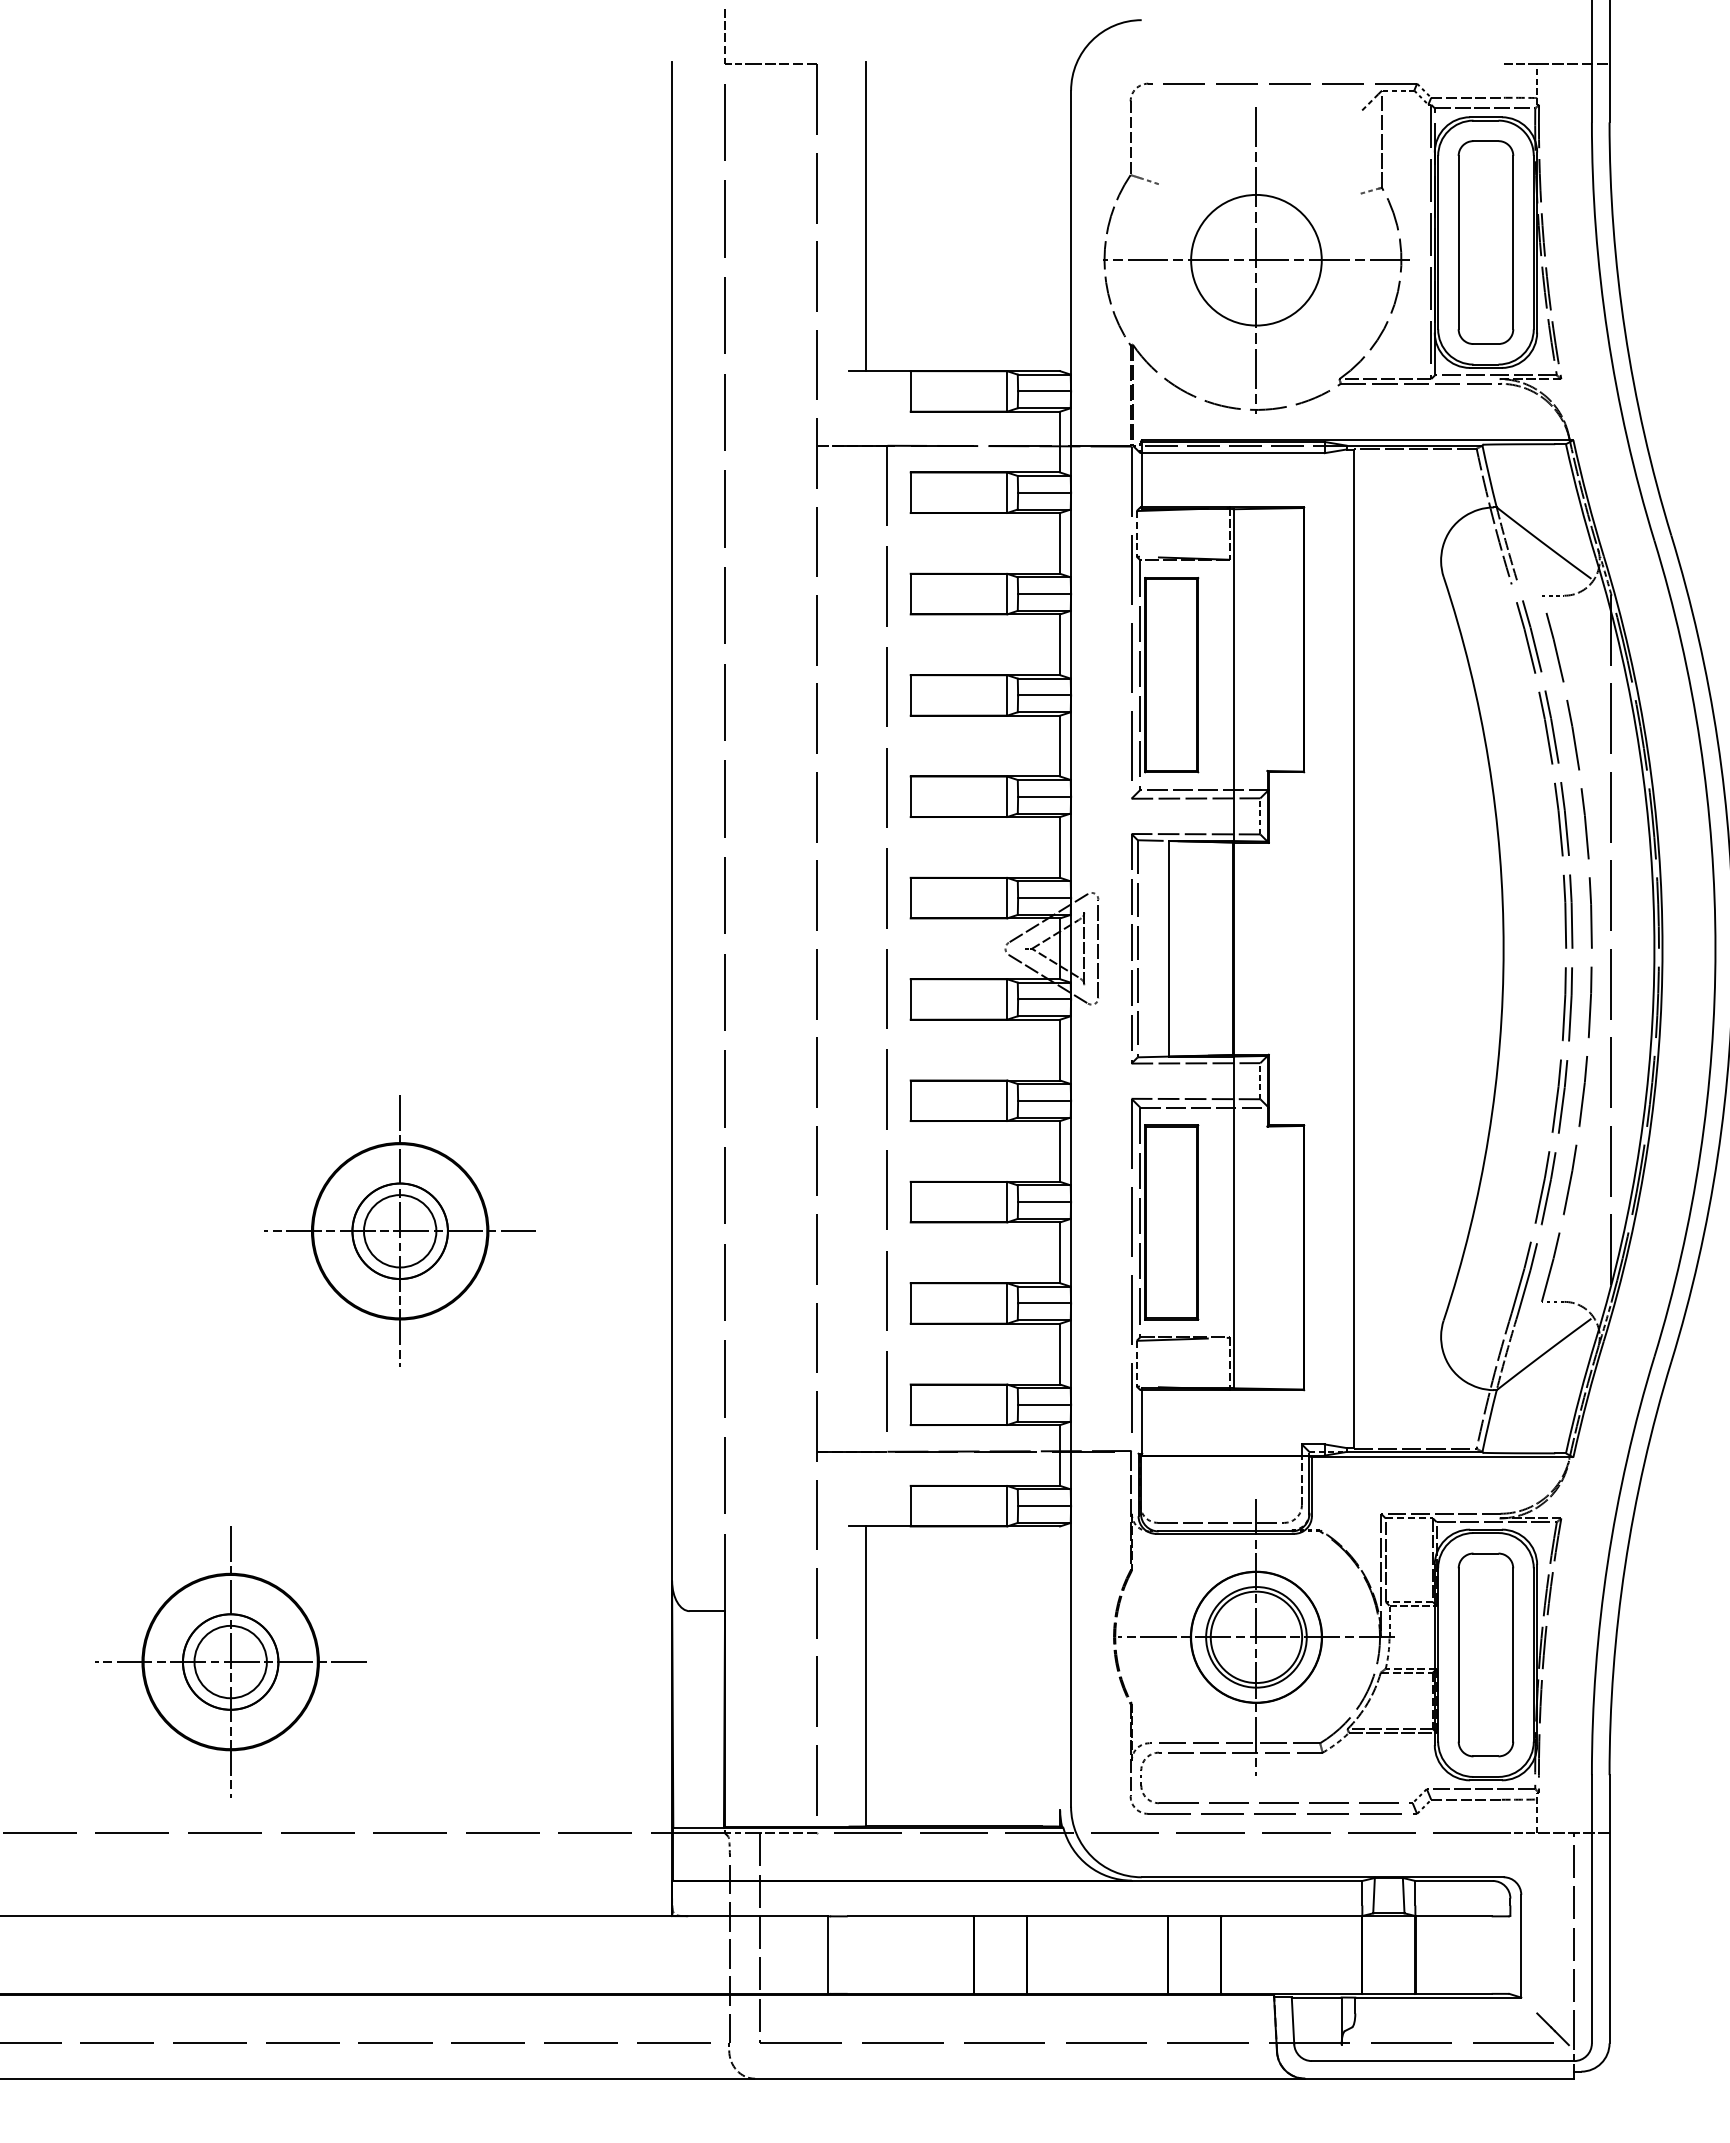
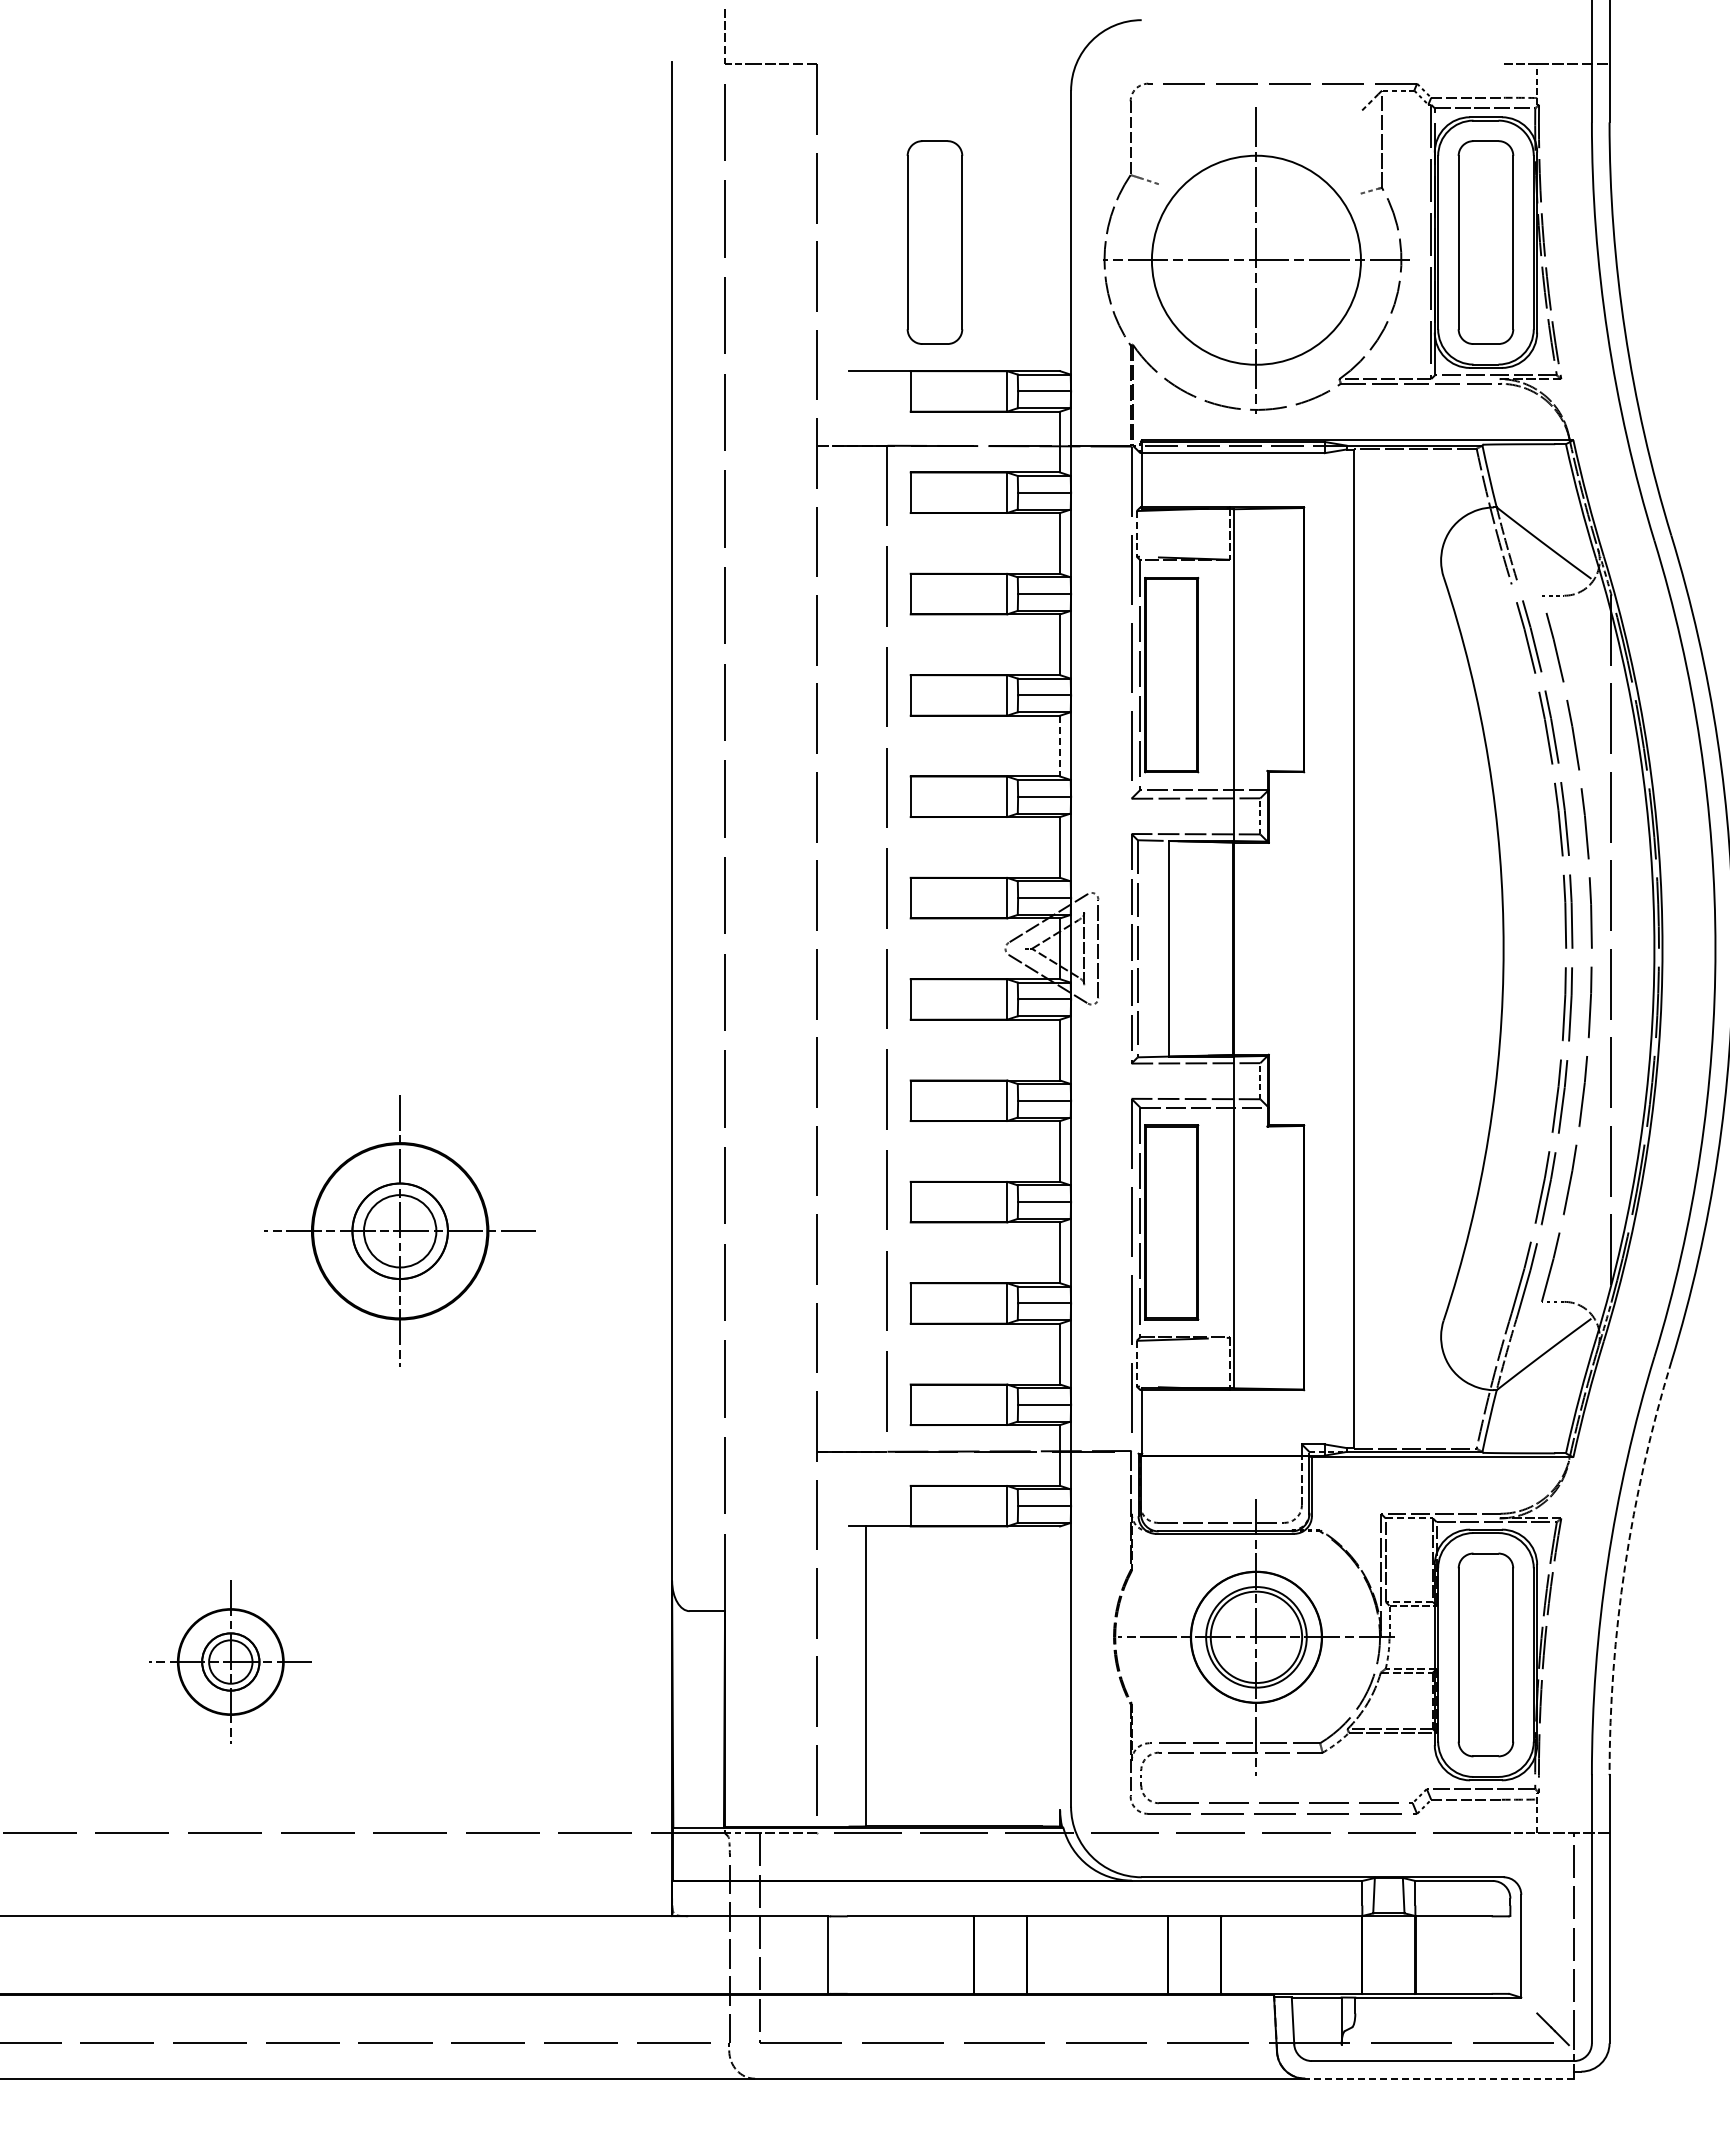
line: present -> none (866, 216)
part: none -> present (934, 242)
circle diameter: 131 px -> 209 px (1255, 259)
line: solid -> dashed (1060, 746)
arc: solid -> dashed (1625, 1566)
part size: 272x272 px -> 163x164 px (230, 1661)
line: solid -> dashed (1439, 2078)
